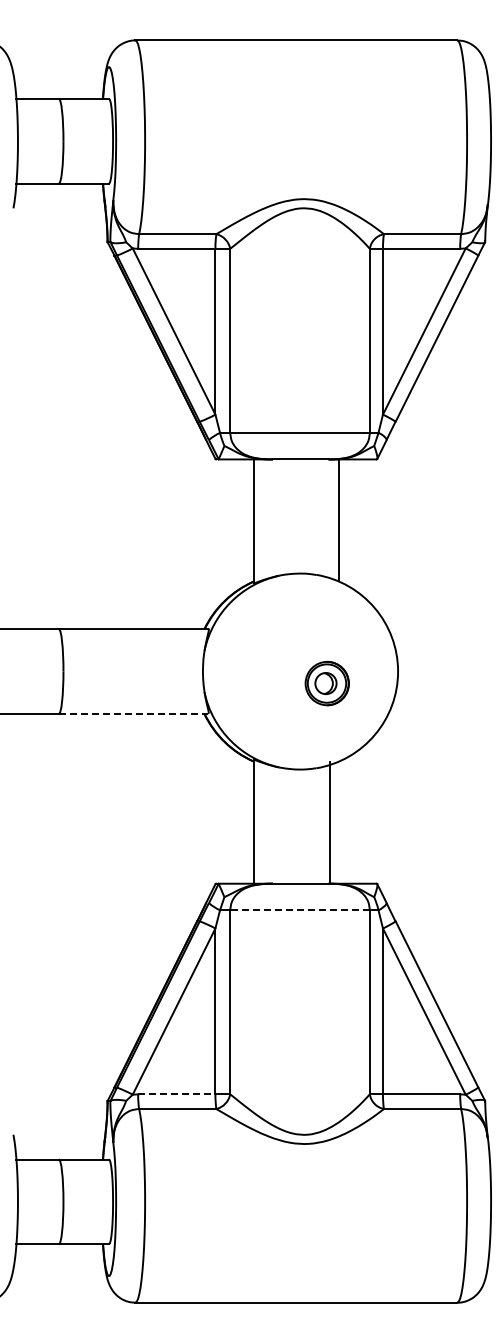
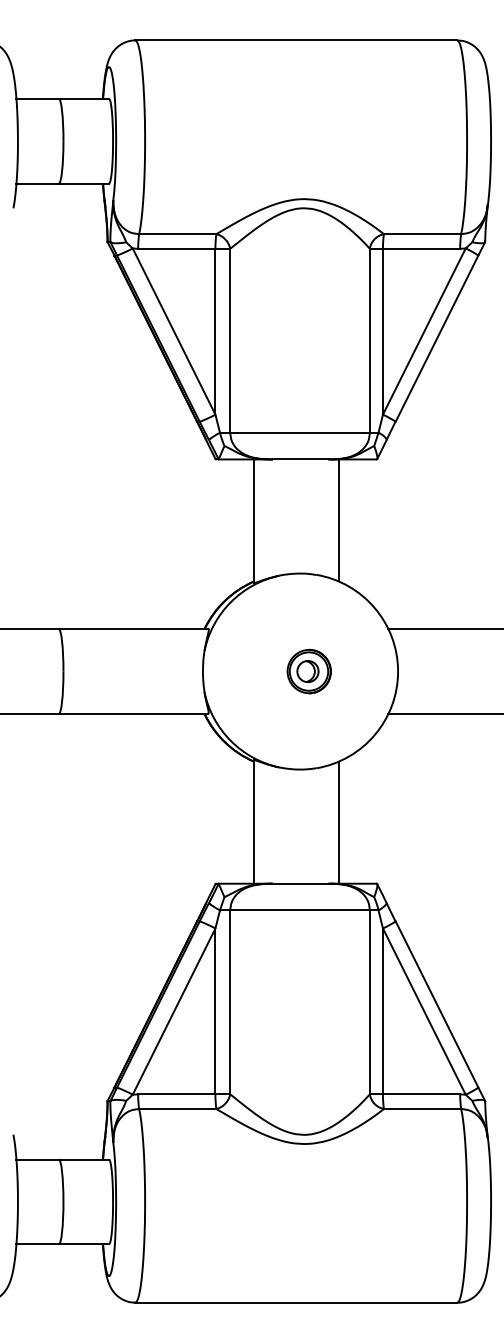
line: none -> present (444, 629)
part position: (326, 683) -> (308, 671) (308, 671)
line: dashed -> solid (133, 714)
line: none -> present (444, 714)
line position: (329, 822) -> (338, 822) (338, 822)
line: dashed -> solid (300, 910)
line: dashed -> solid (176, 1094)
